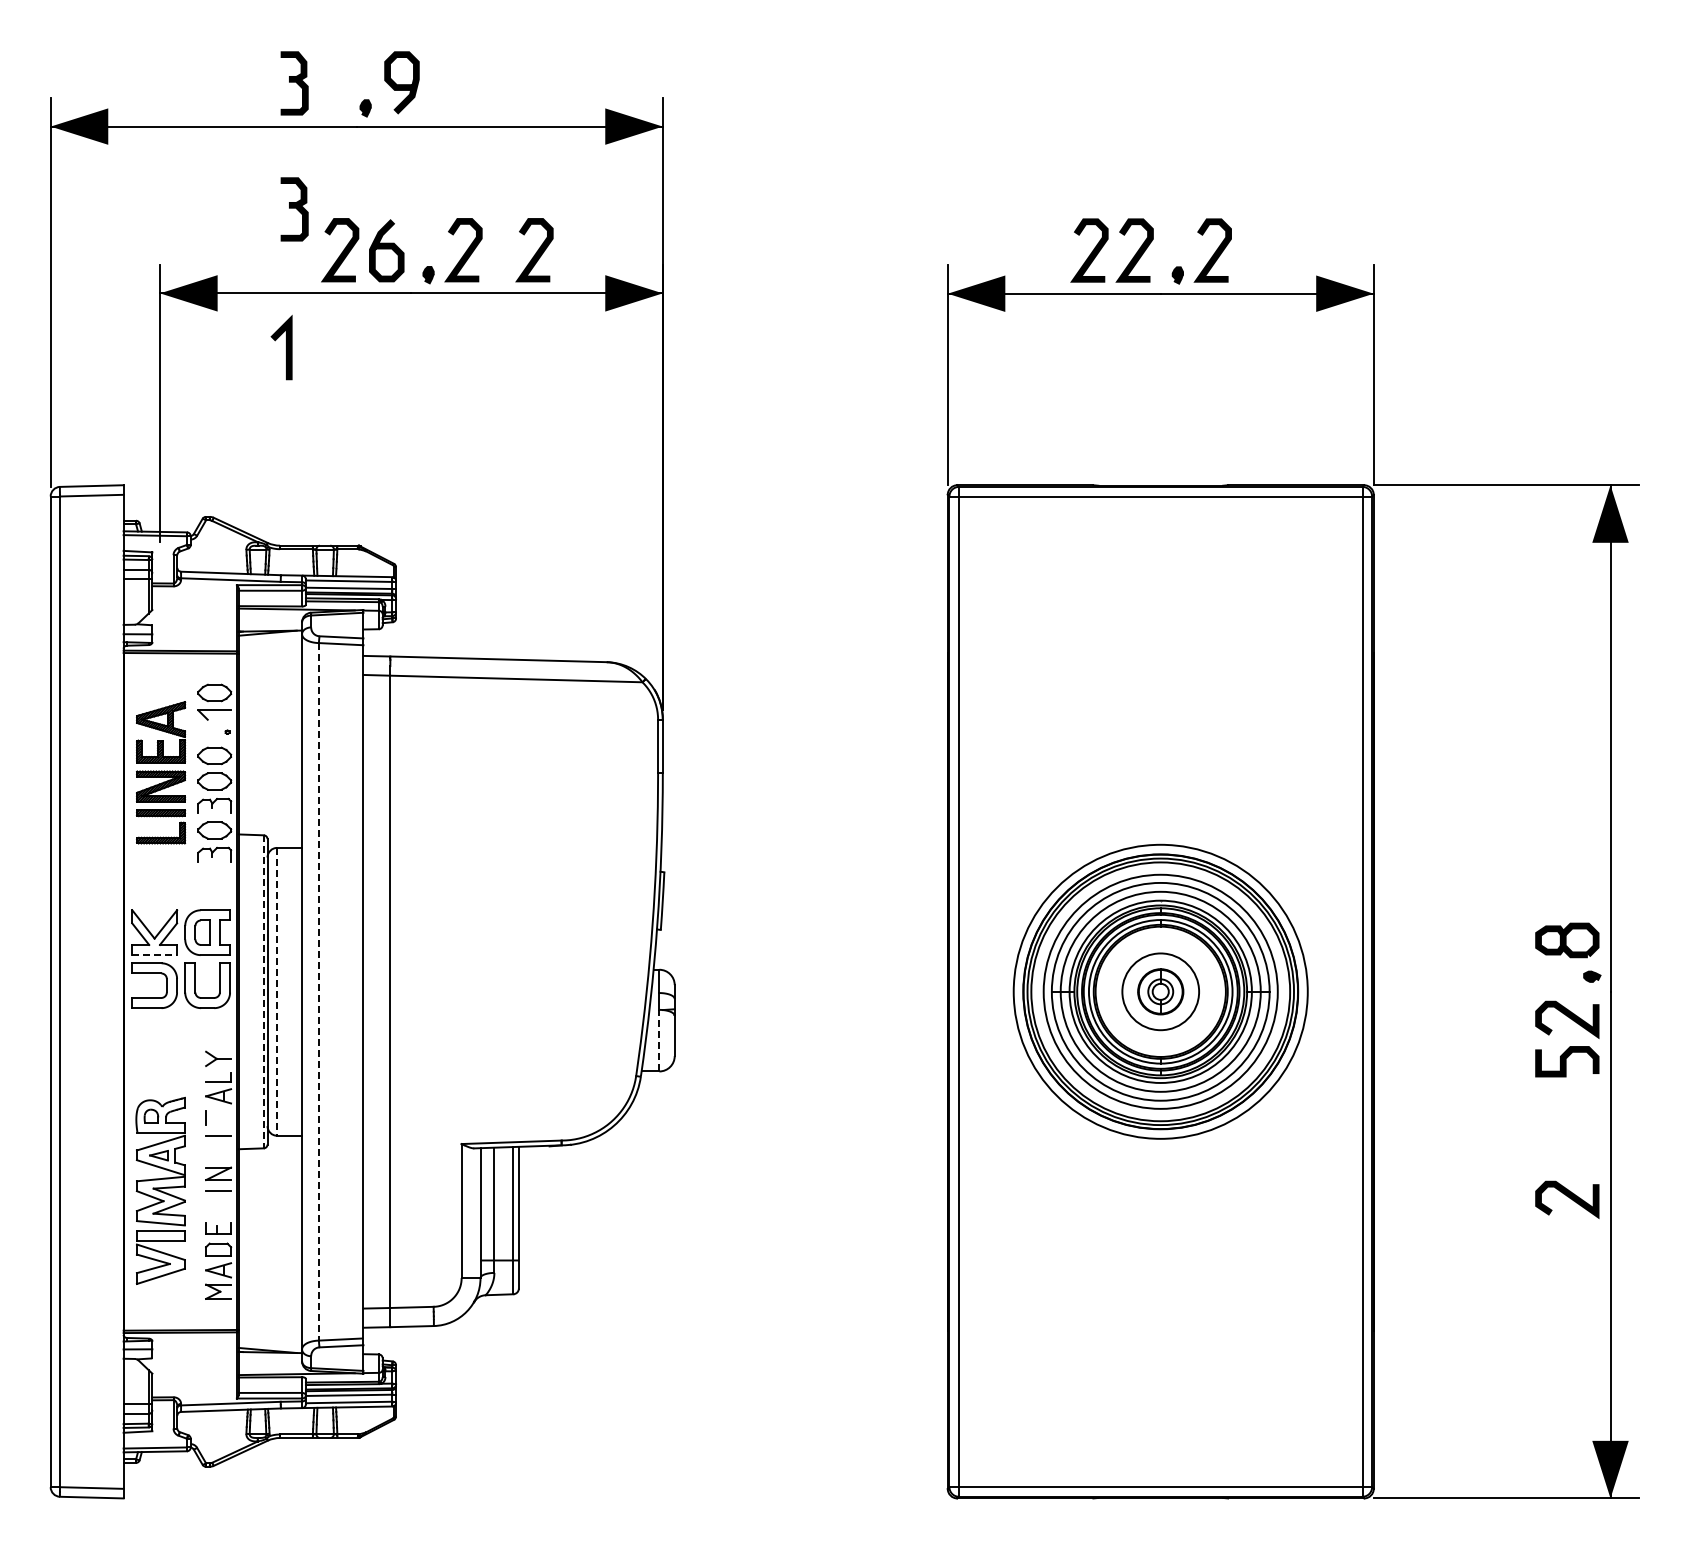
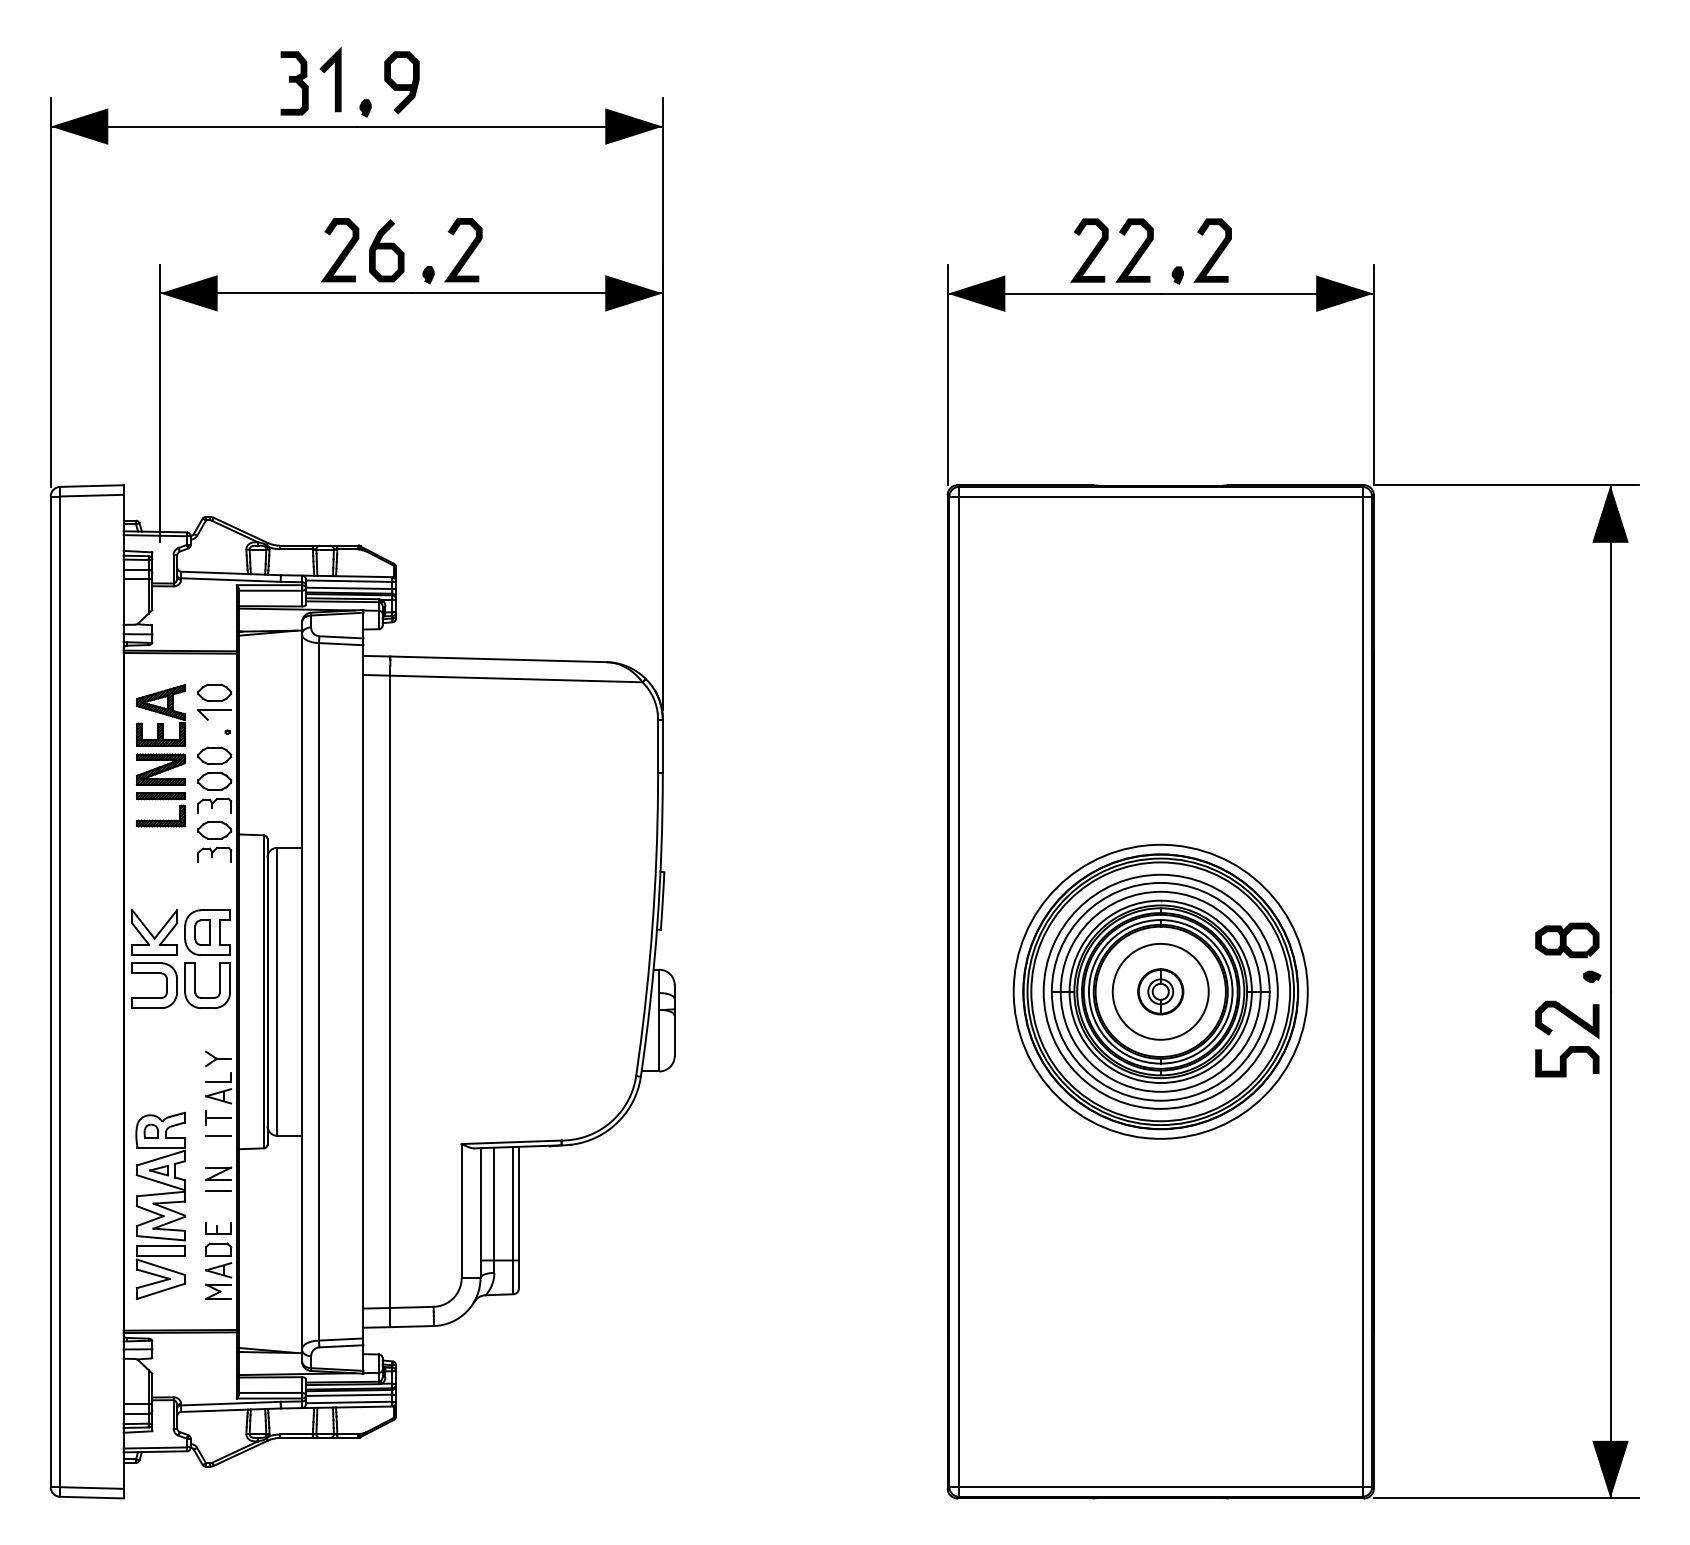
part: present -> none (294, 209)
curve: present -> none (536, 251)
line position: (286, 347) -> (335, 79) (335, 79)
part position: (161, 772) -> (161, 755) (161, 755)
line: dashed -> solid (155, 955)
line: dashed -> solid (263, 991)
line: dashed -> solid (277, 991)
line: dashed -> solid (318, 991)
circle diameter: 77 px -> 96 px (1160, 991)
line: dashed -> solid (659, 1040)
line: none -> present (218, 1117)
part position: (160, 1190) -> (160, 1205) (160, 1205)
curve: present -> none (1568, 1197)
